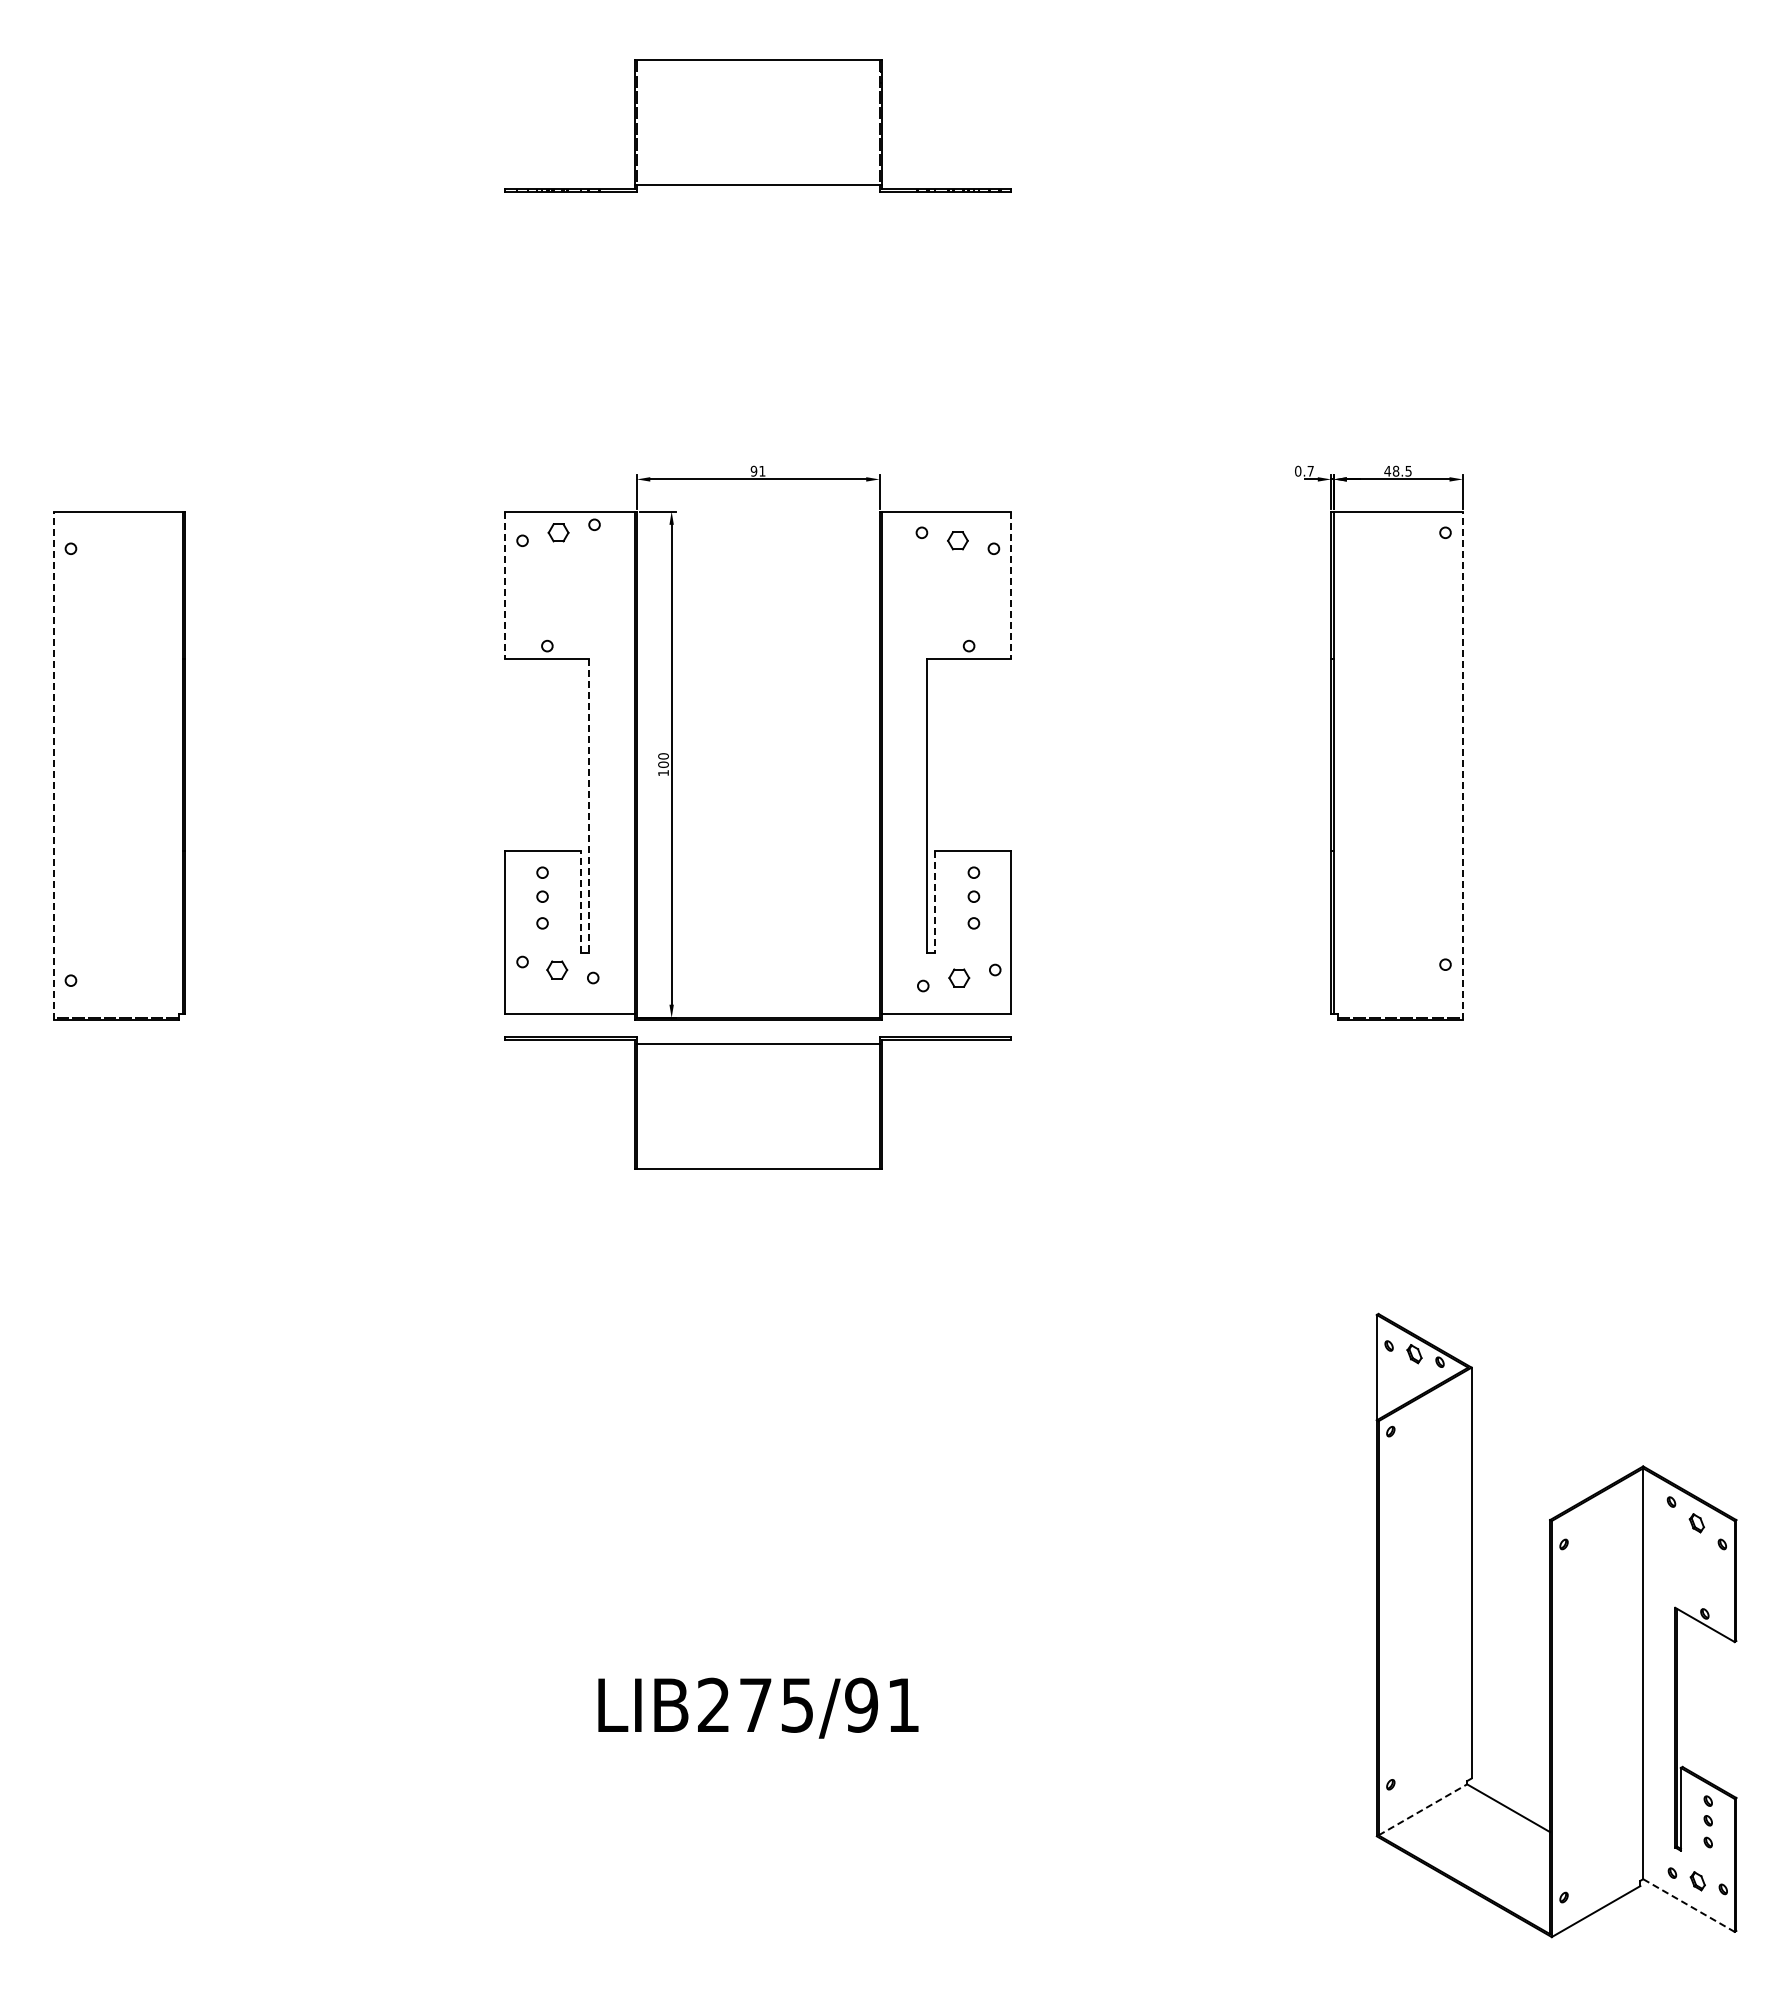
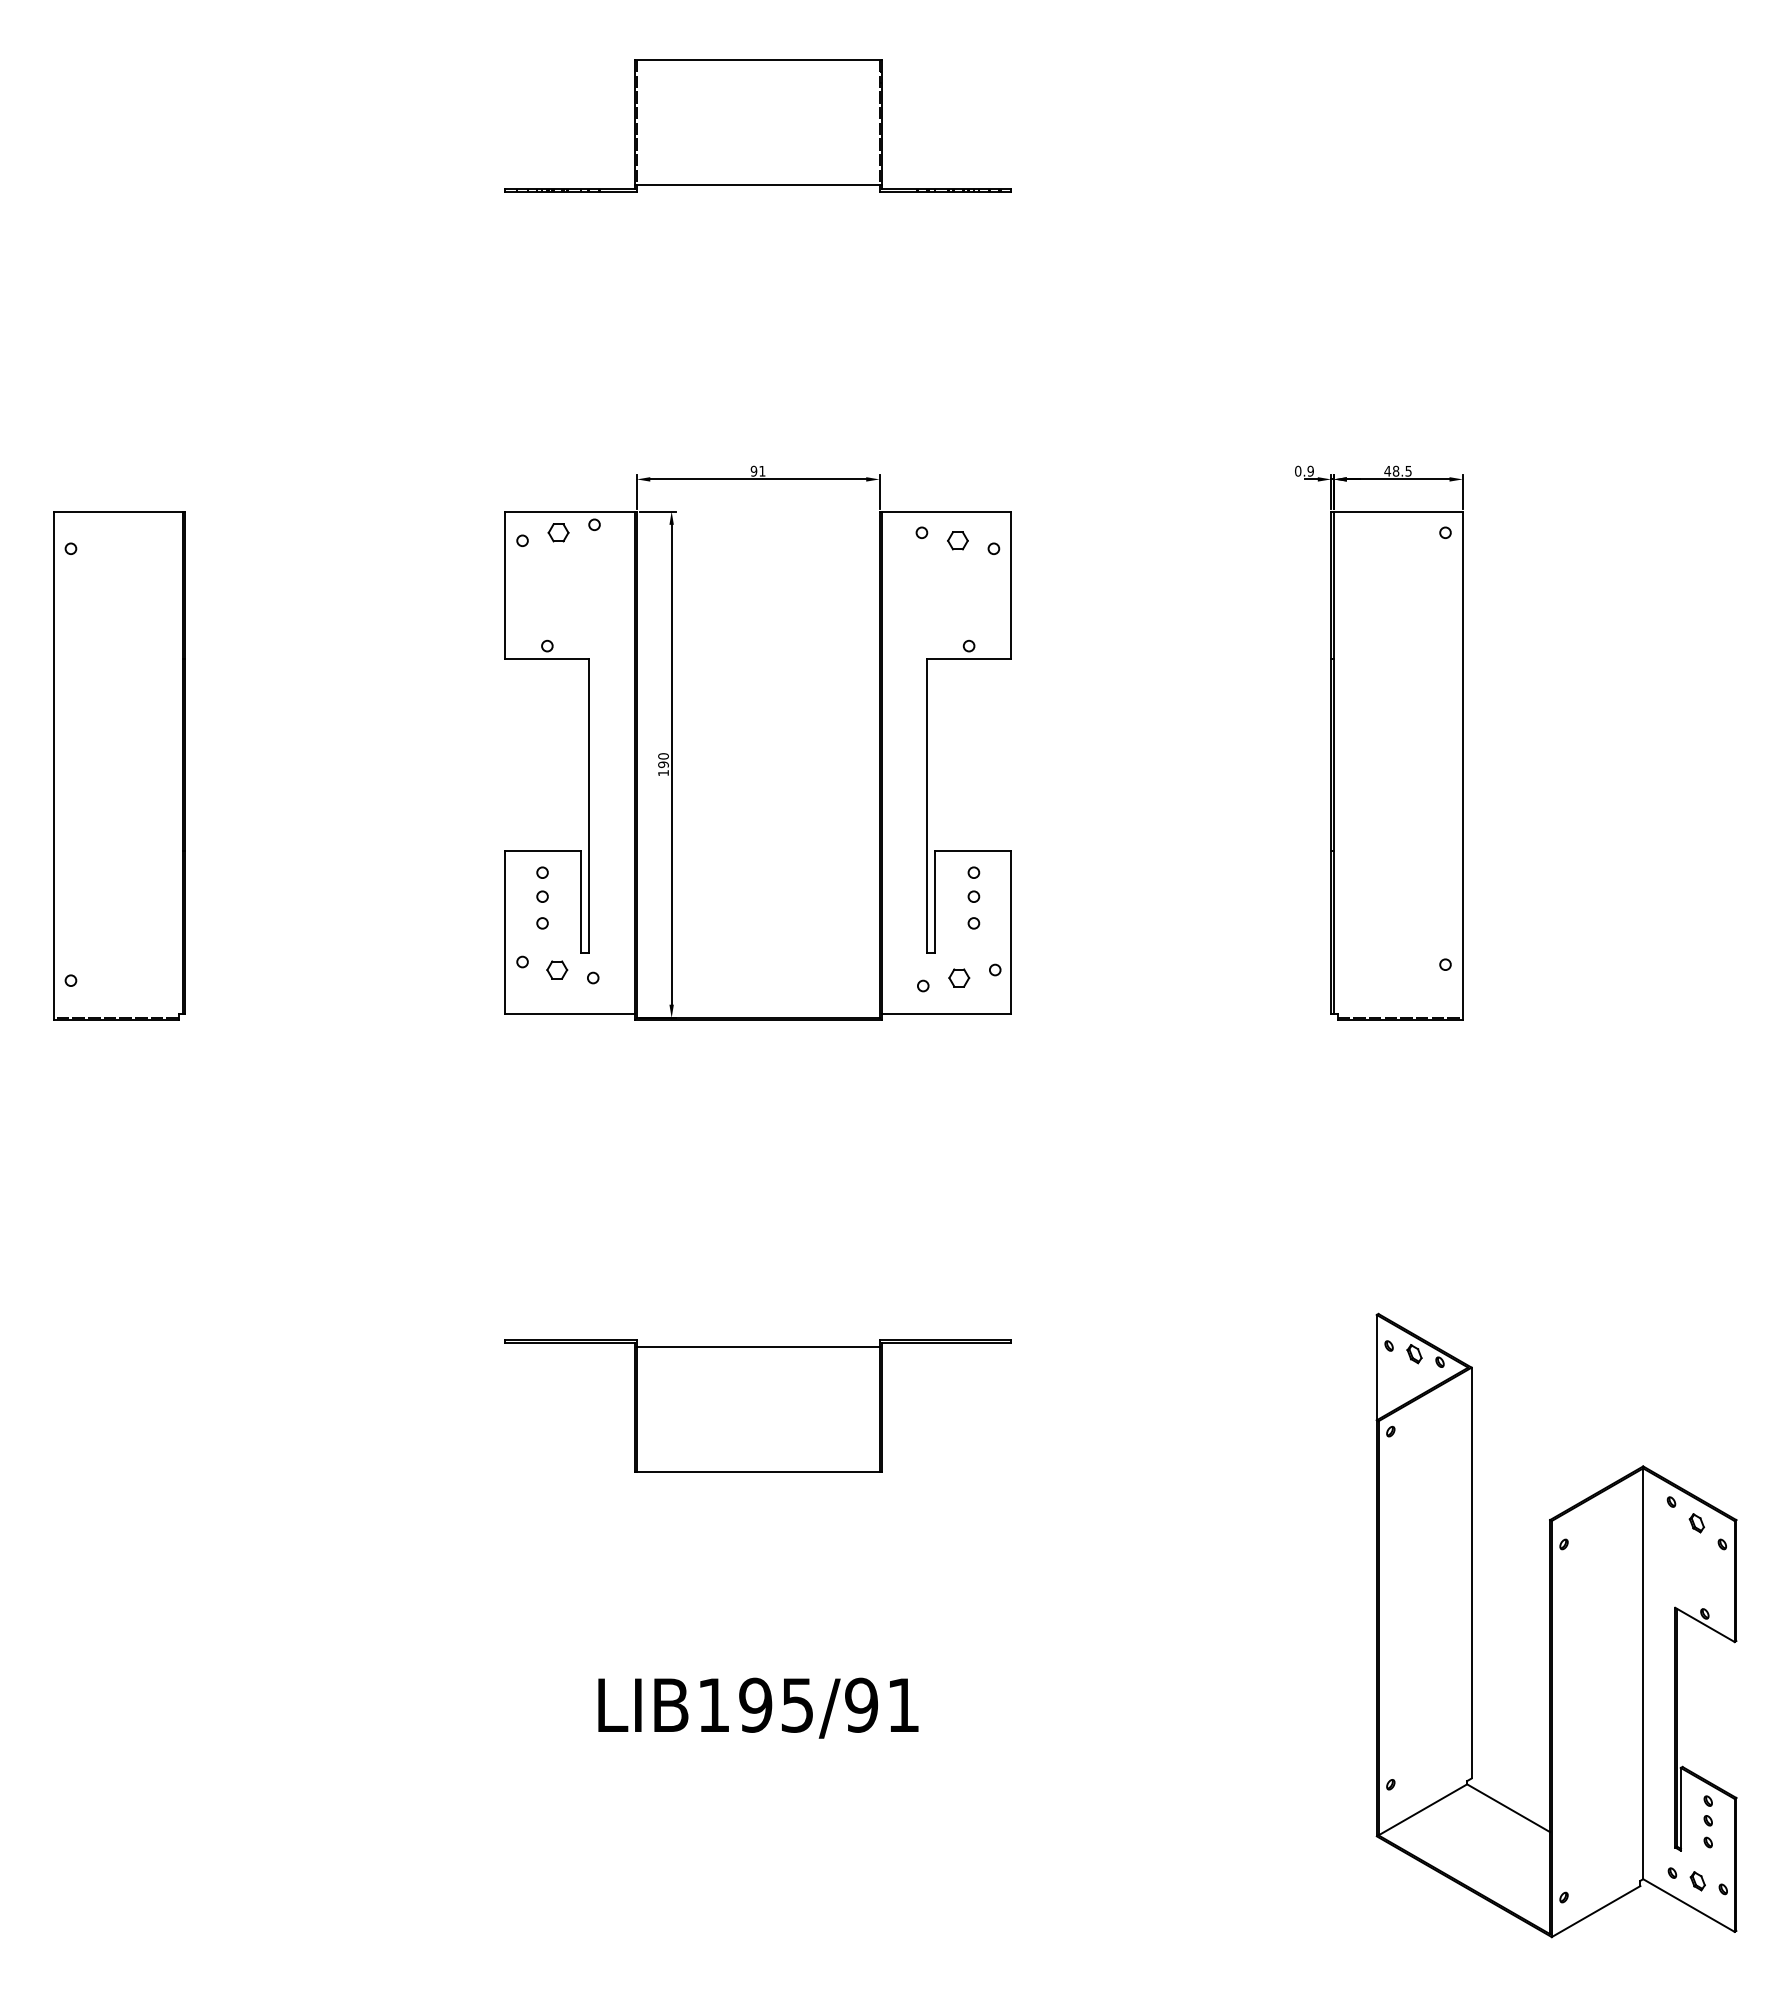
text: 0.7 -> 0.9 (1310, 470)
line: dashed -> solid (505, 585)
line: dashed -> solid (1011, 585)
text: 100 -> 190 (663, 764)
line: dashed -> solid (53, 765)
line: dashed -> solid (1462, 765)
line: dashed -> solid (589, 806)
line: dashed -> solid (581, 902)
line: dashed -> solid (935, 902)
part position: (757, 1102) -> (757, 1405) (757, 1405)
text: LIB275/91 -> LIB195/91 (735, 1704)
line: dashed -> solid (1423, 1809)
line: dashed -> solid (1688, 1905)
